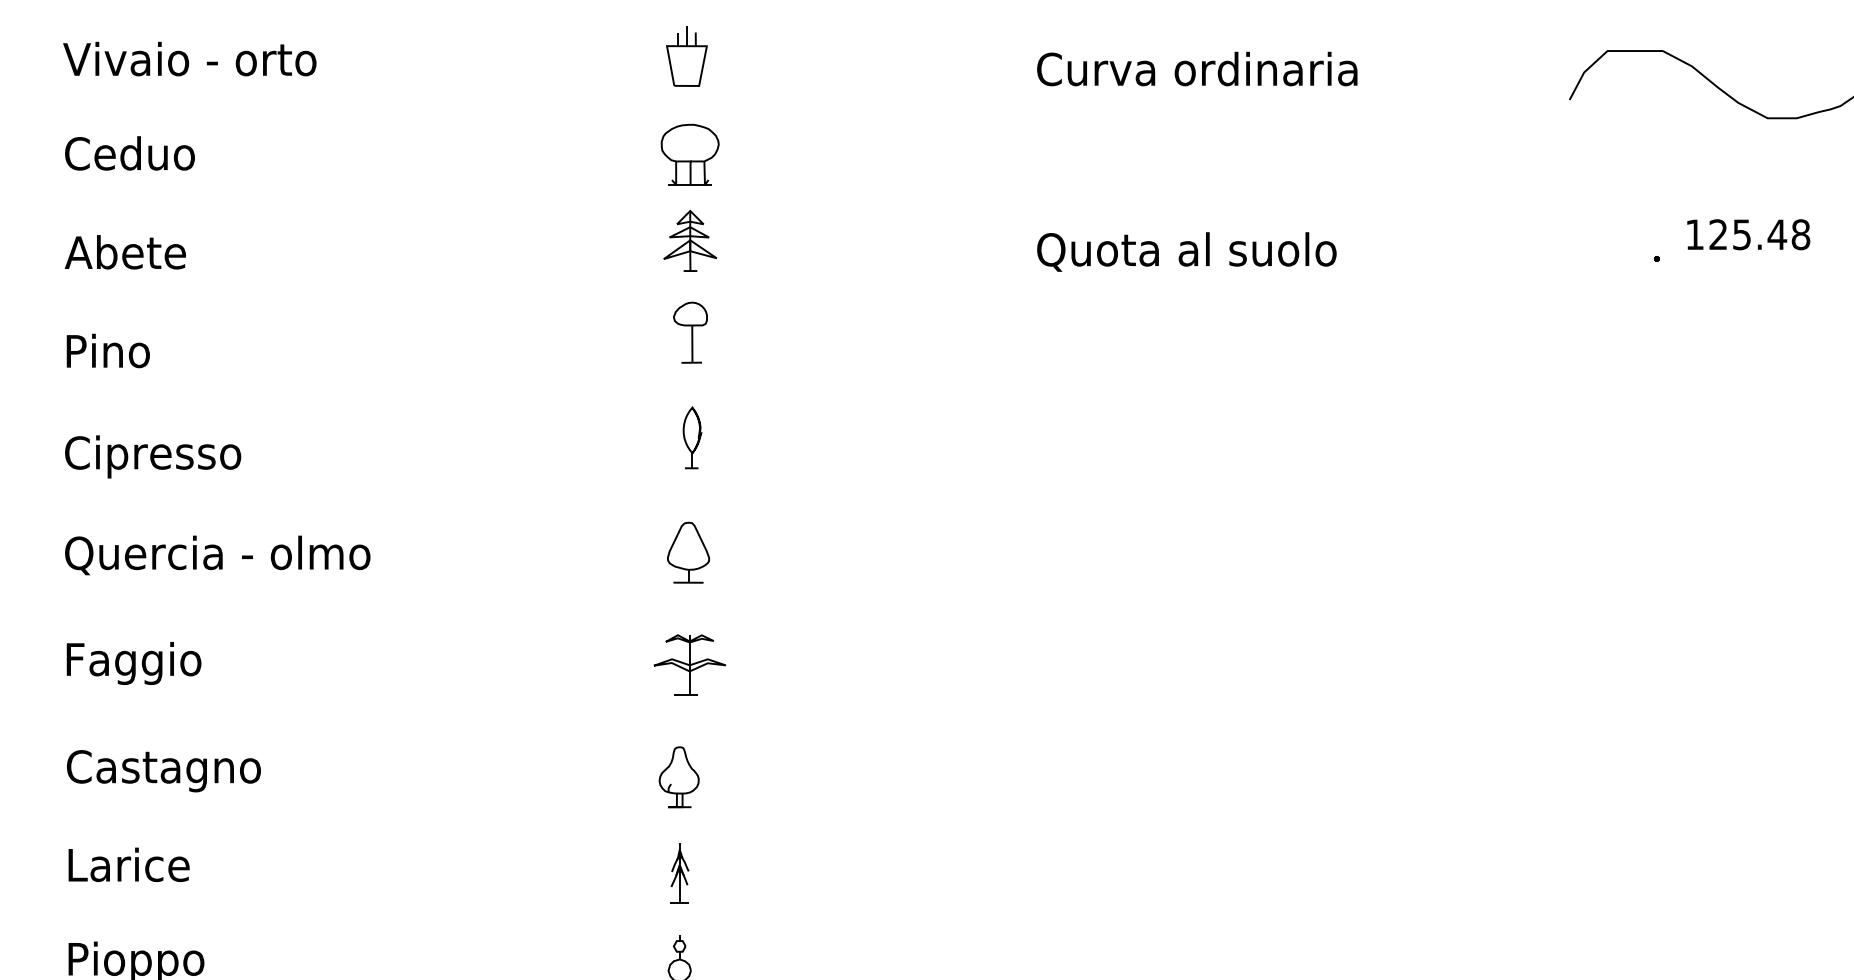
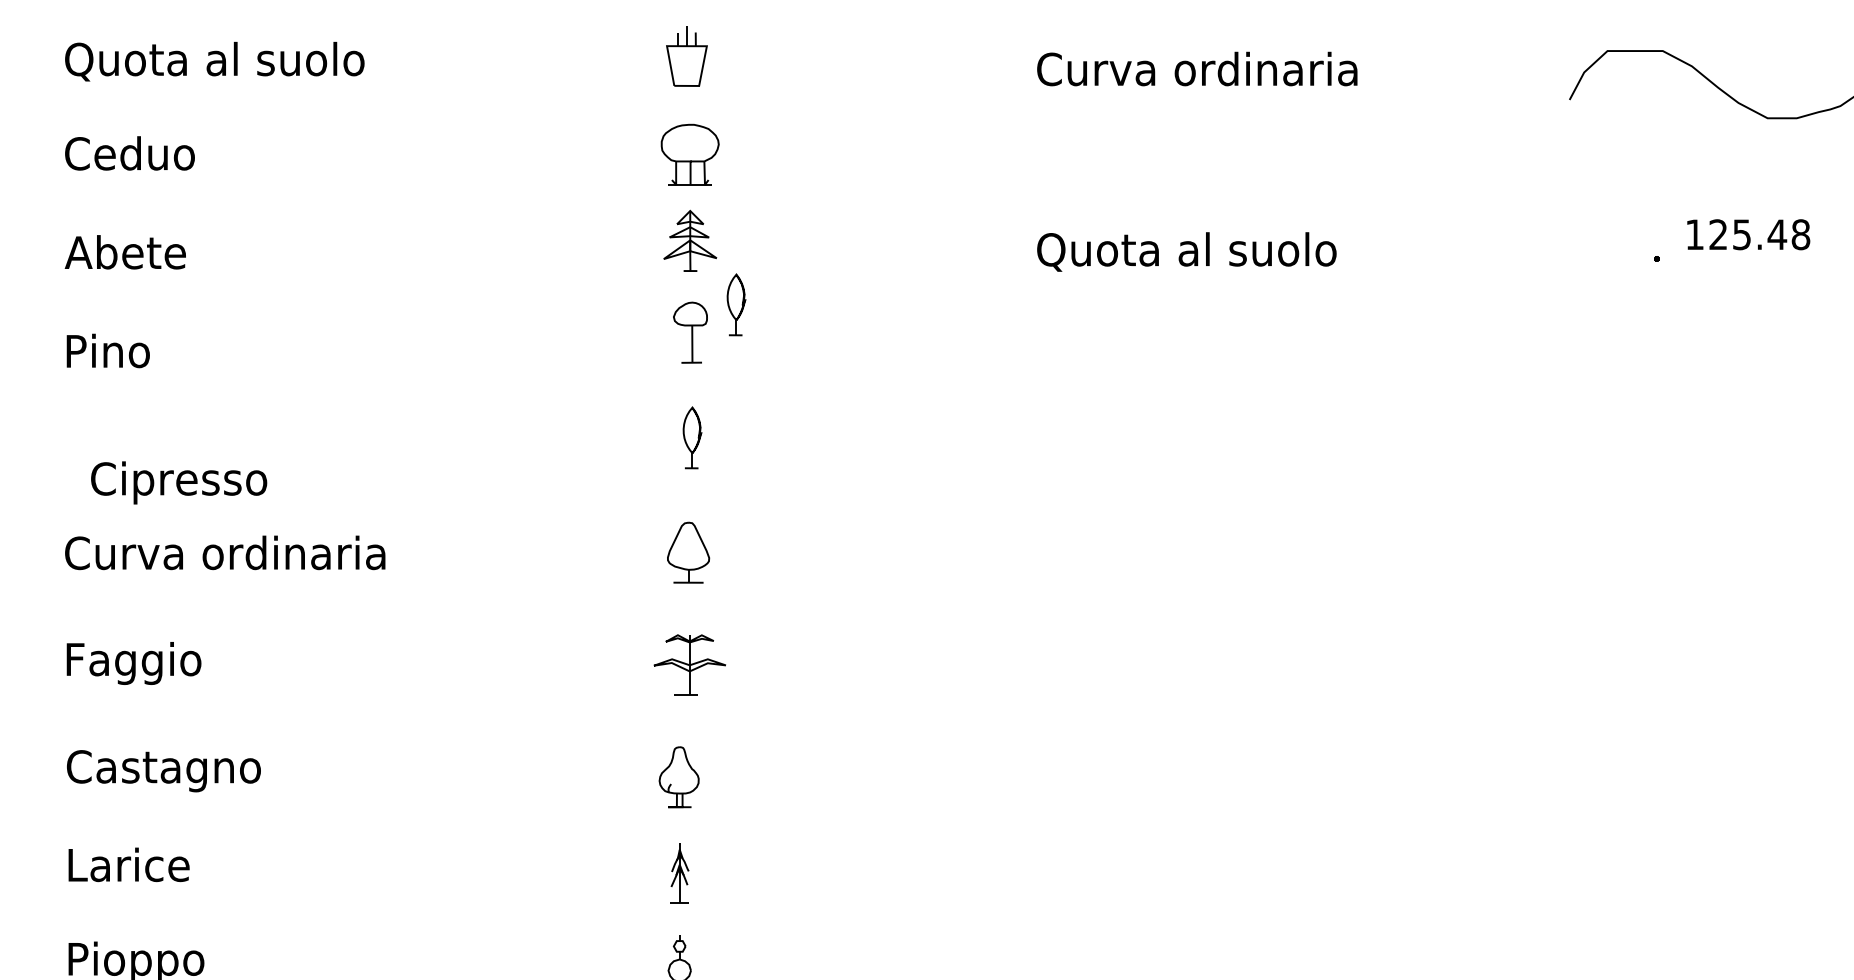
text: Vivaio - orto -> Quota al suolo (213, 61)
part: none -> present (736, 304)
text position: (153, 456) -> (179, 482) (179, 482)
text: Quercia - olmo -> Curva ordinaria (227, 555)
